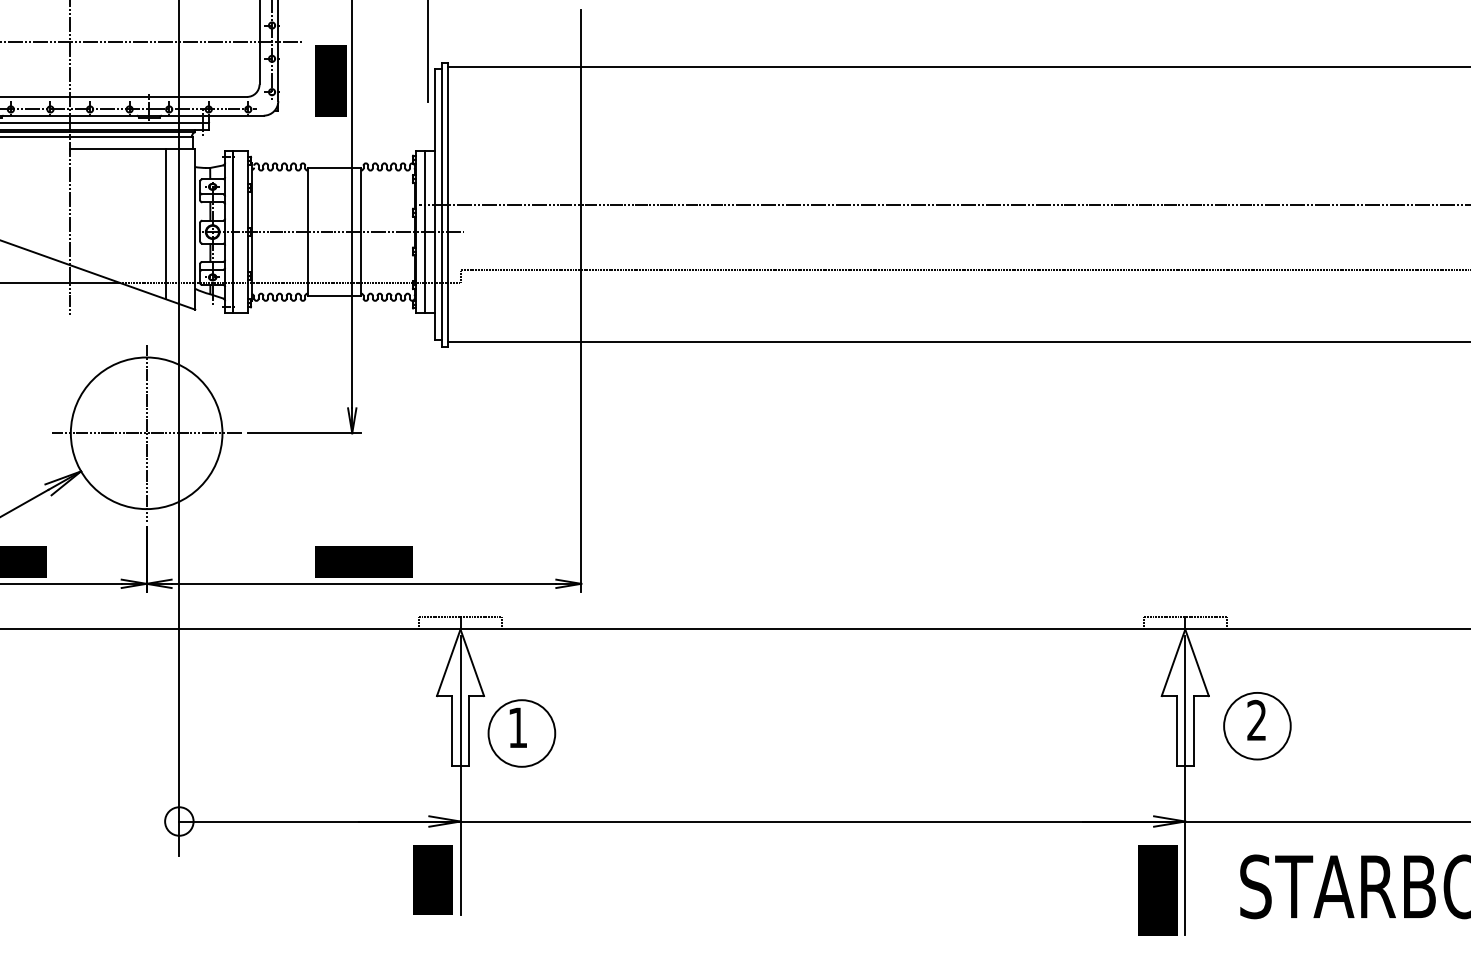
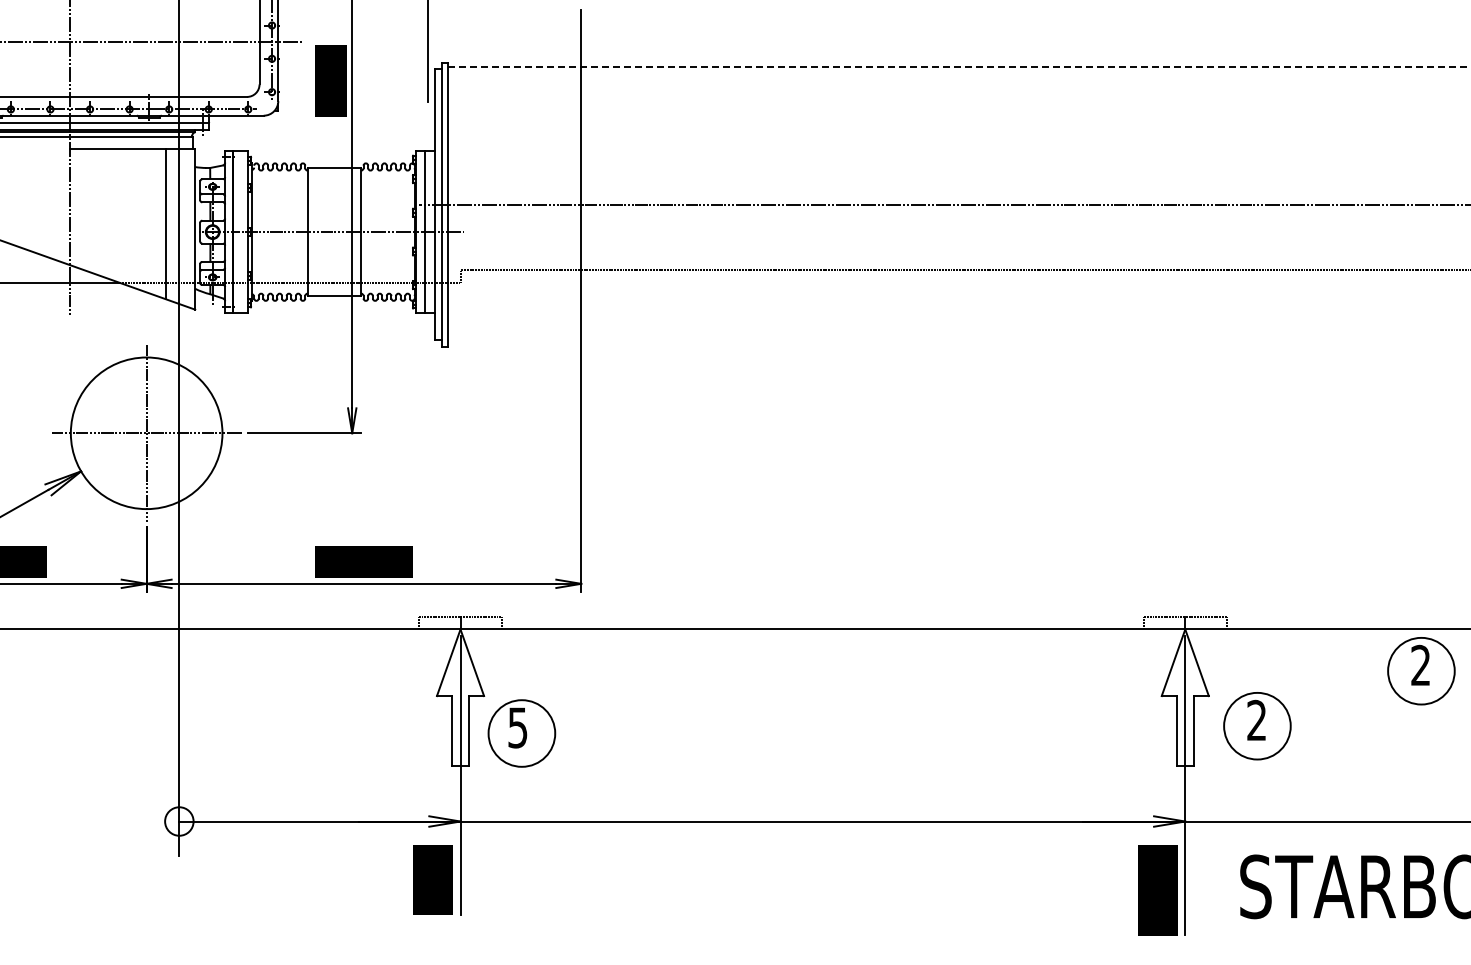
line: solid -> dashed (959, 67)
line: present -> none (957, 342)
part: none -> present (1421, 671)
text: 1 -> 5 (517, 727)
